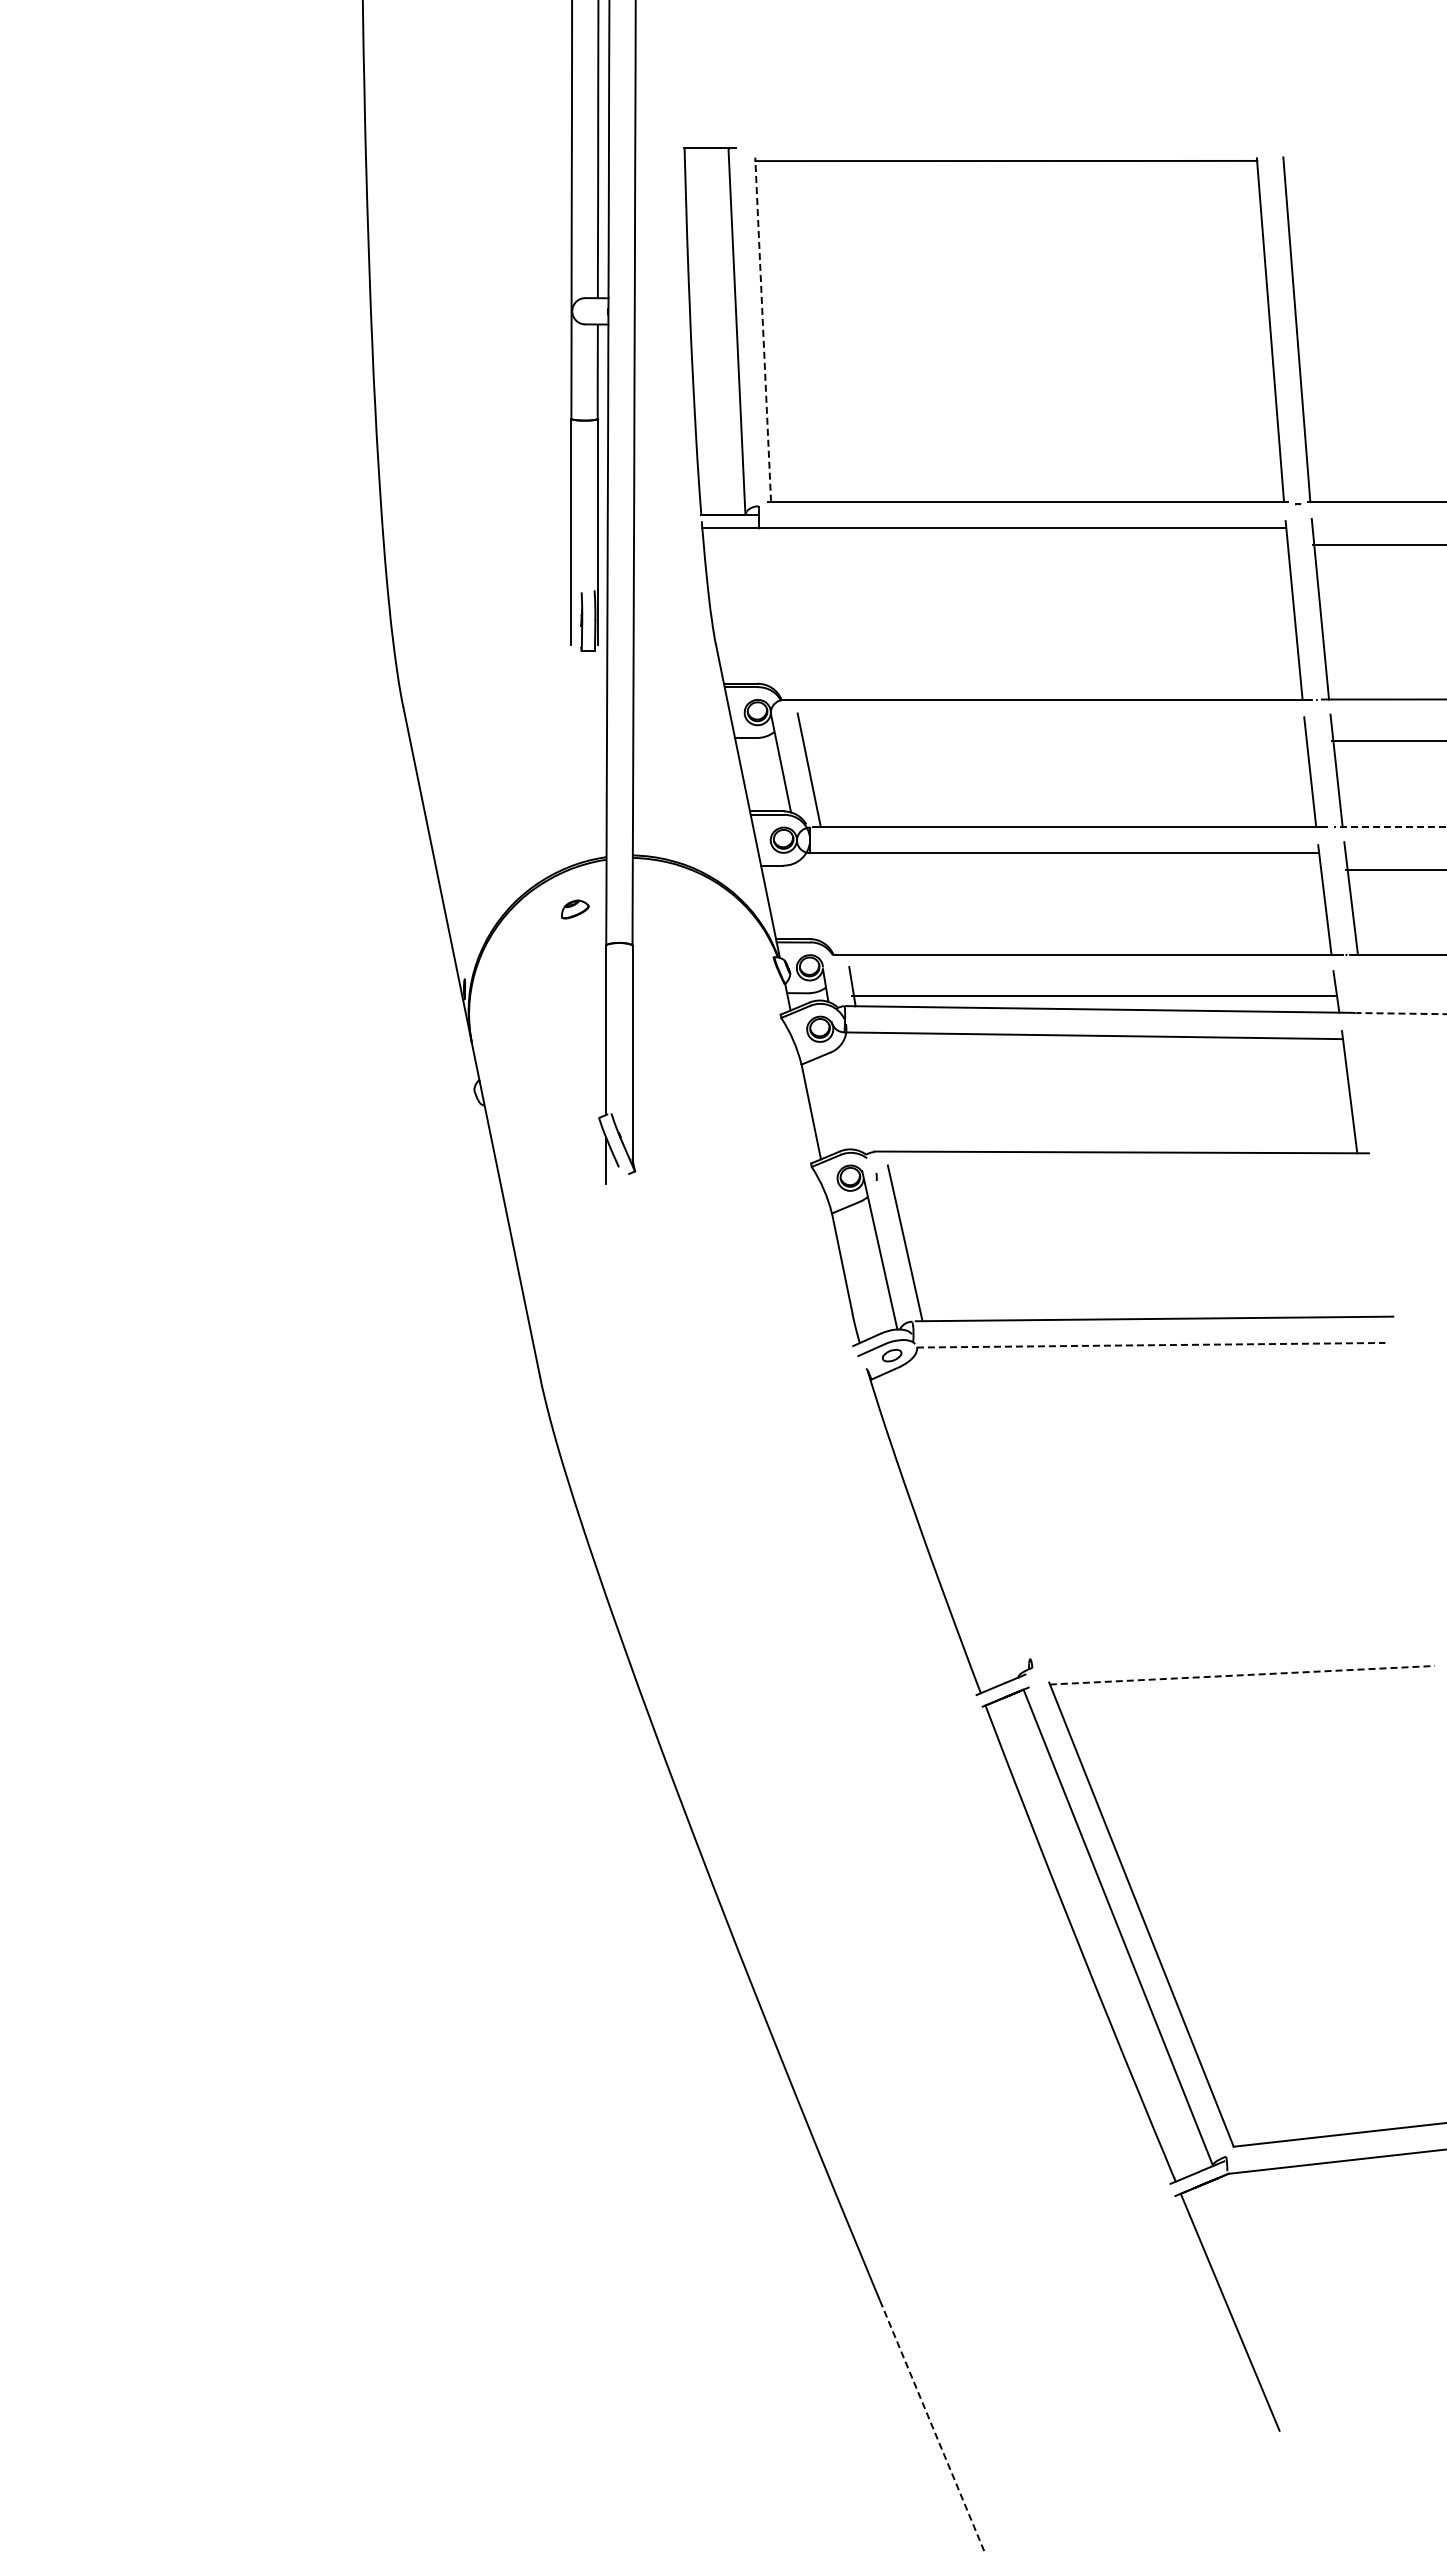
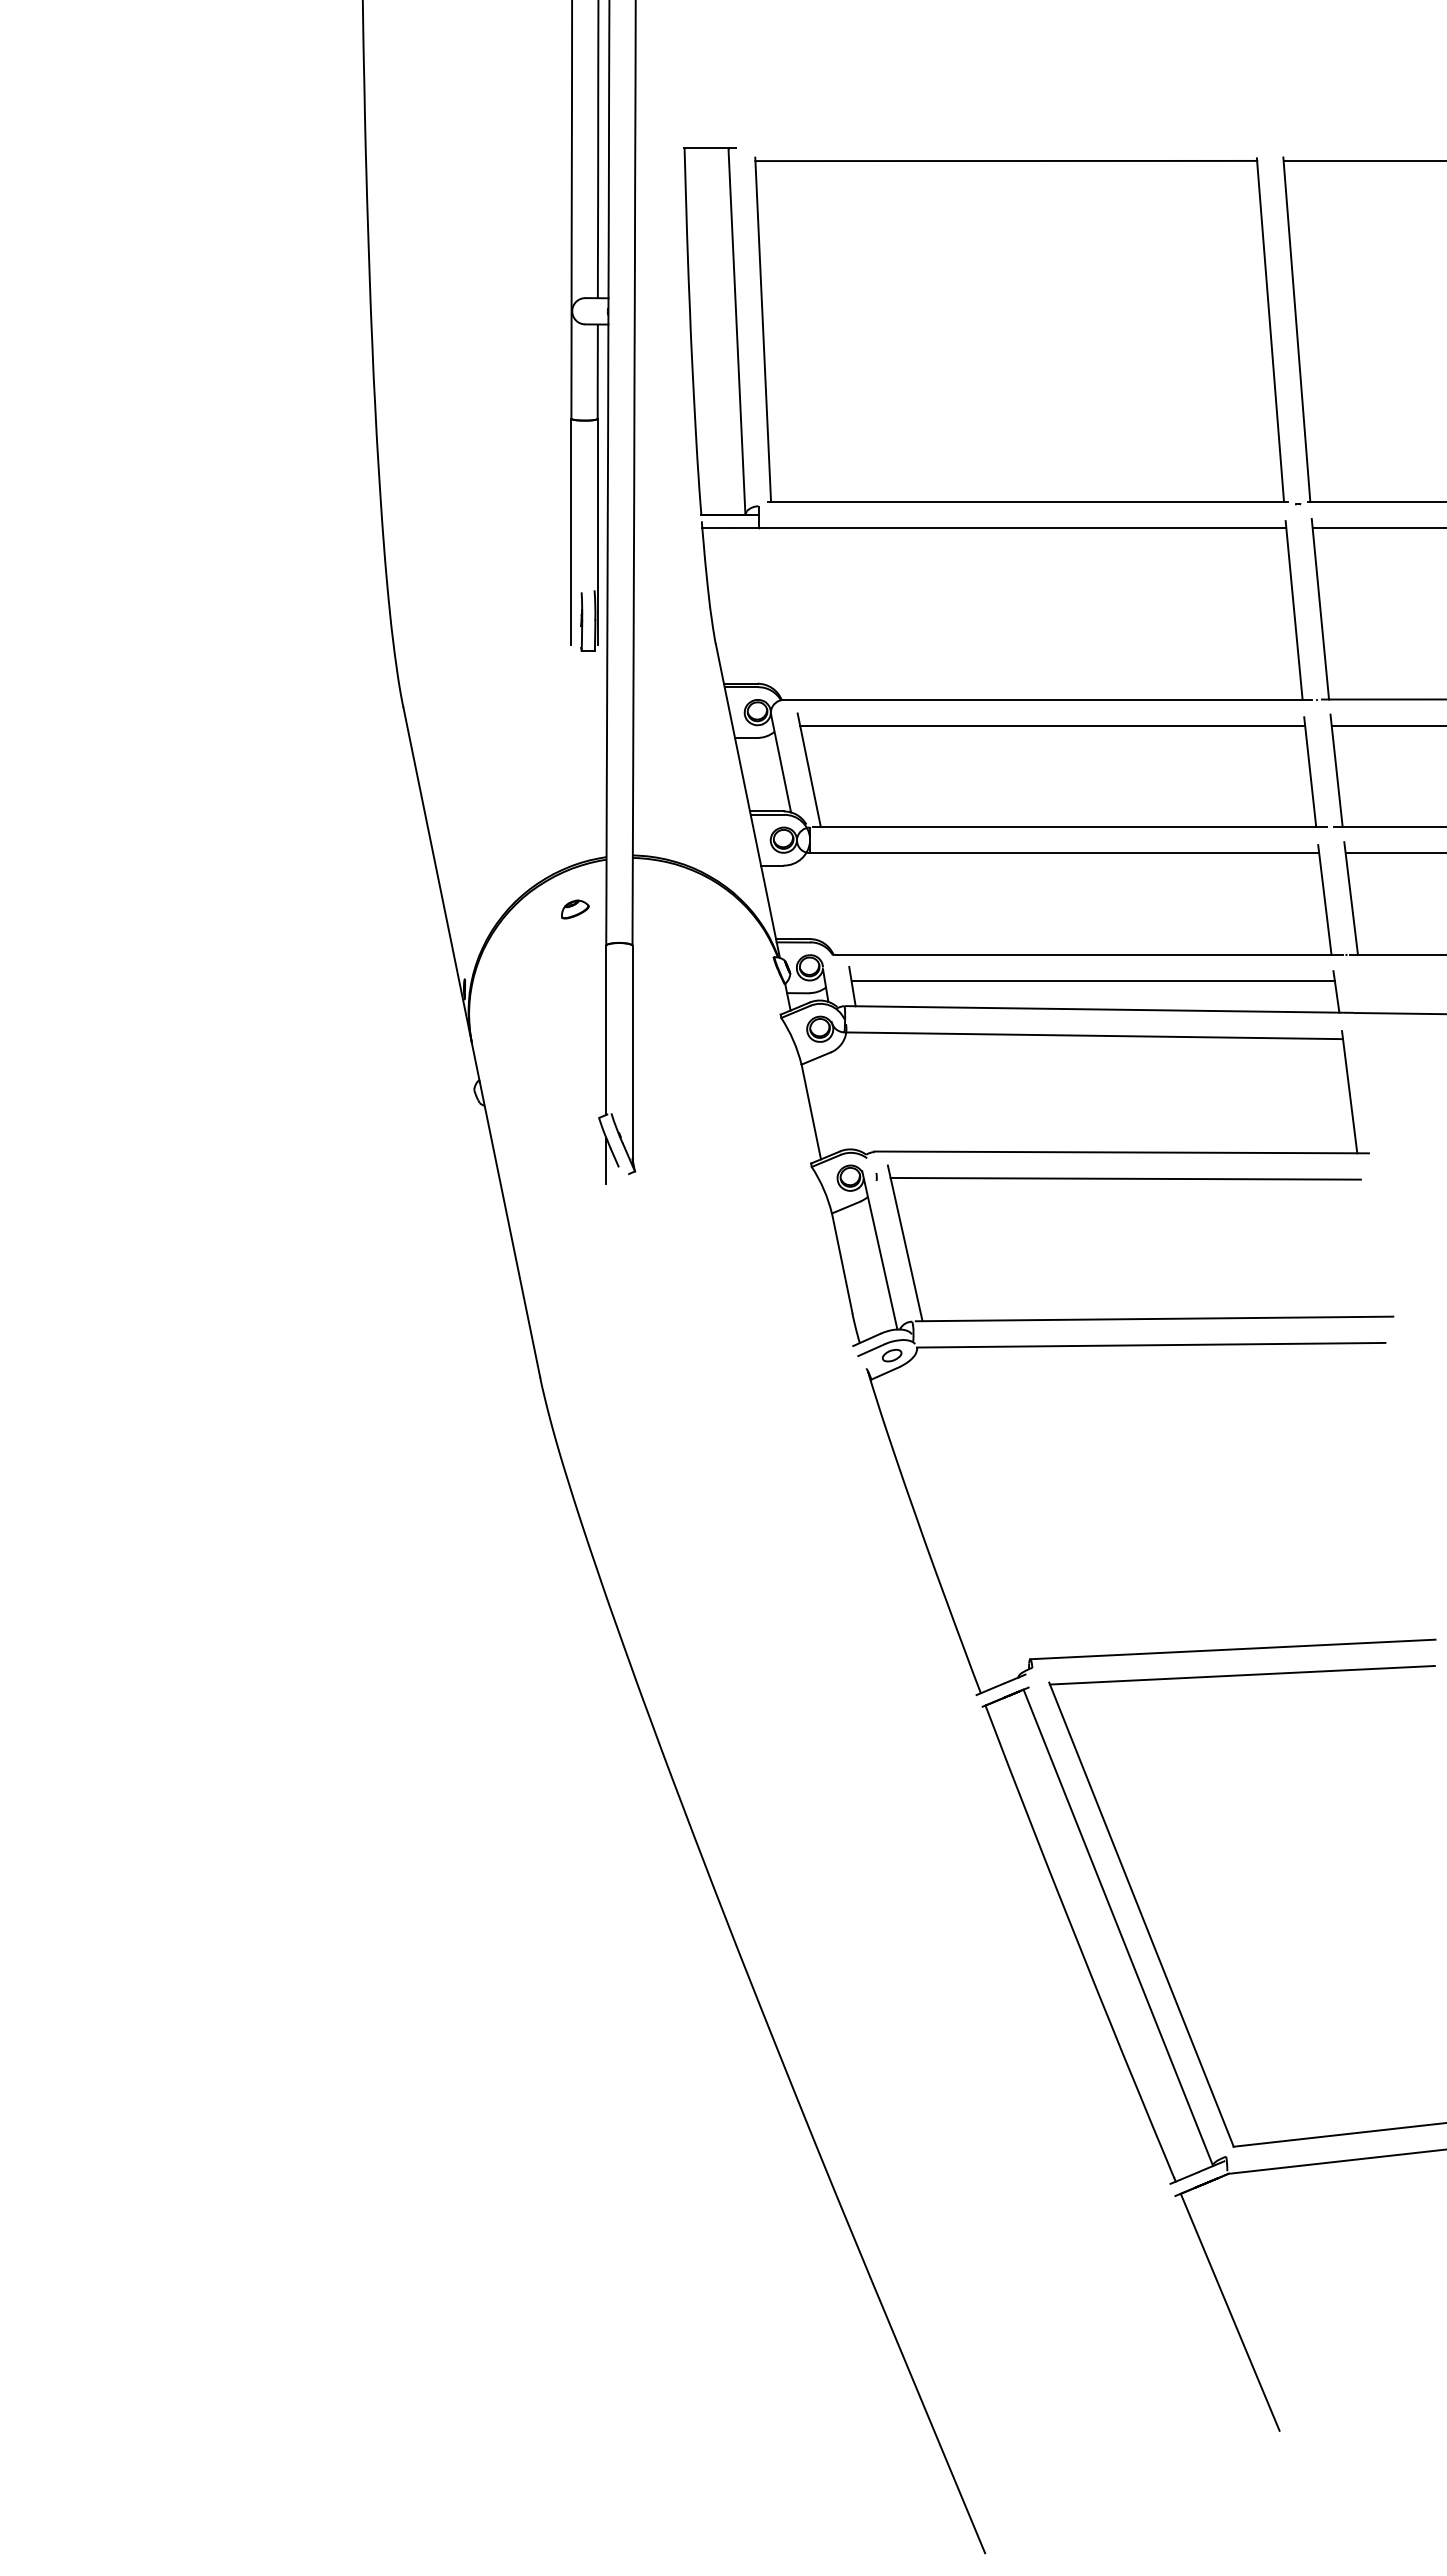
line: none -> present (1363, 160)
line: dashed -> solid (763, 329)
line position: (1377, 544) -> (1377, 527) (1377, 527)
line: none -> present (1052, 725)
line position: (1387, 740) -> (1387, 725) (1387, 725)
line: dashed -> solid (1390, 827)
line position: (1394, 870) -> (1394, 853) (1394, 853)
line position: (1092, 995) -> (1092, 980) (1092, 980)
line: dashed -> solid (1401, 1013)
line: none -> present (1125, 1178)
line: dashed -> solid (1151, 1345)
line: none -> present (1232, 1649)
line: dashed -> solid (1242, 1675)
line: dashed -> solid (932, 2427)
